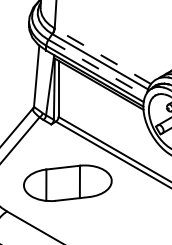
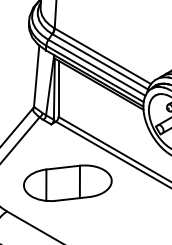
line: dashed -> solid (102, 56)
line: dashed -> solid (97, 68)
